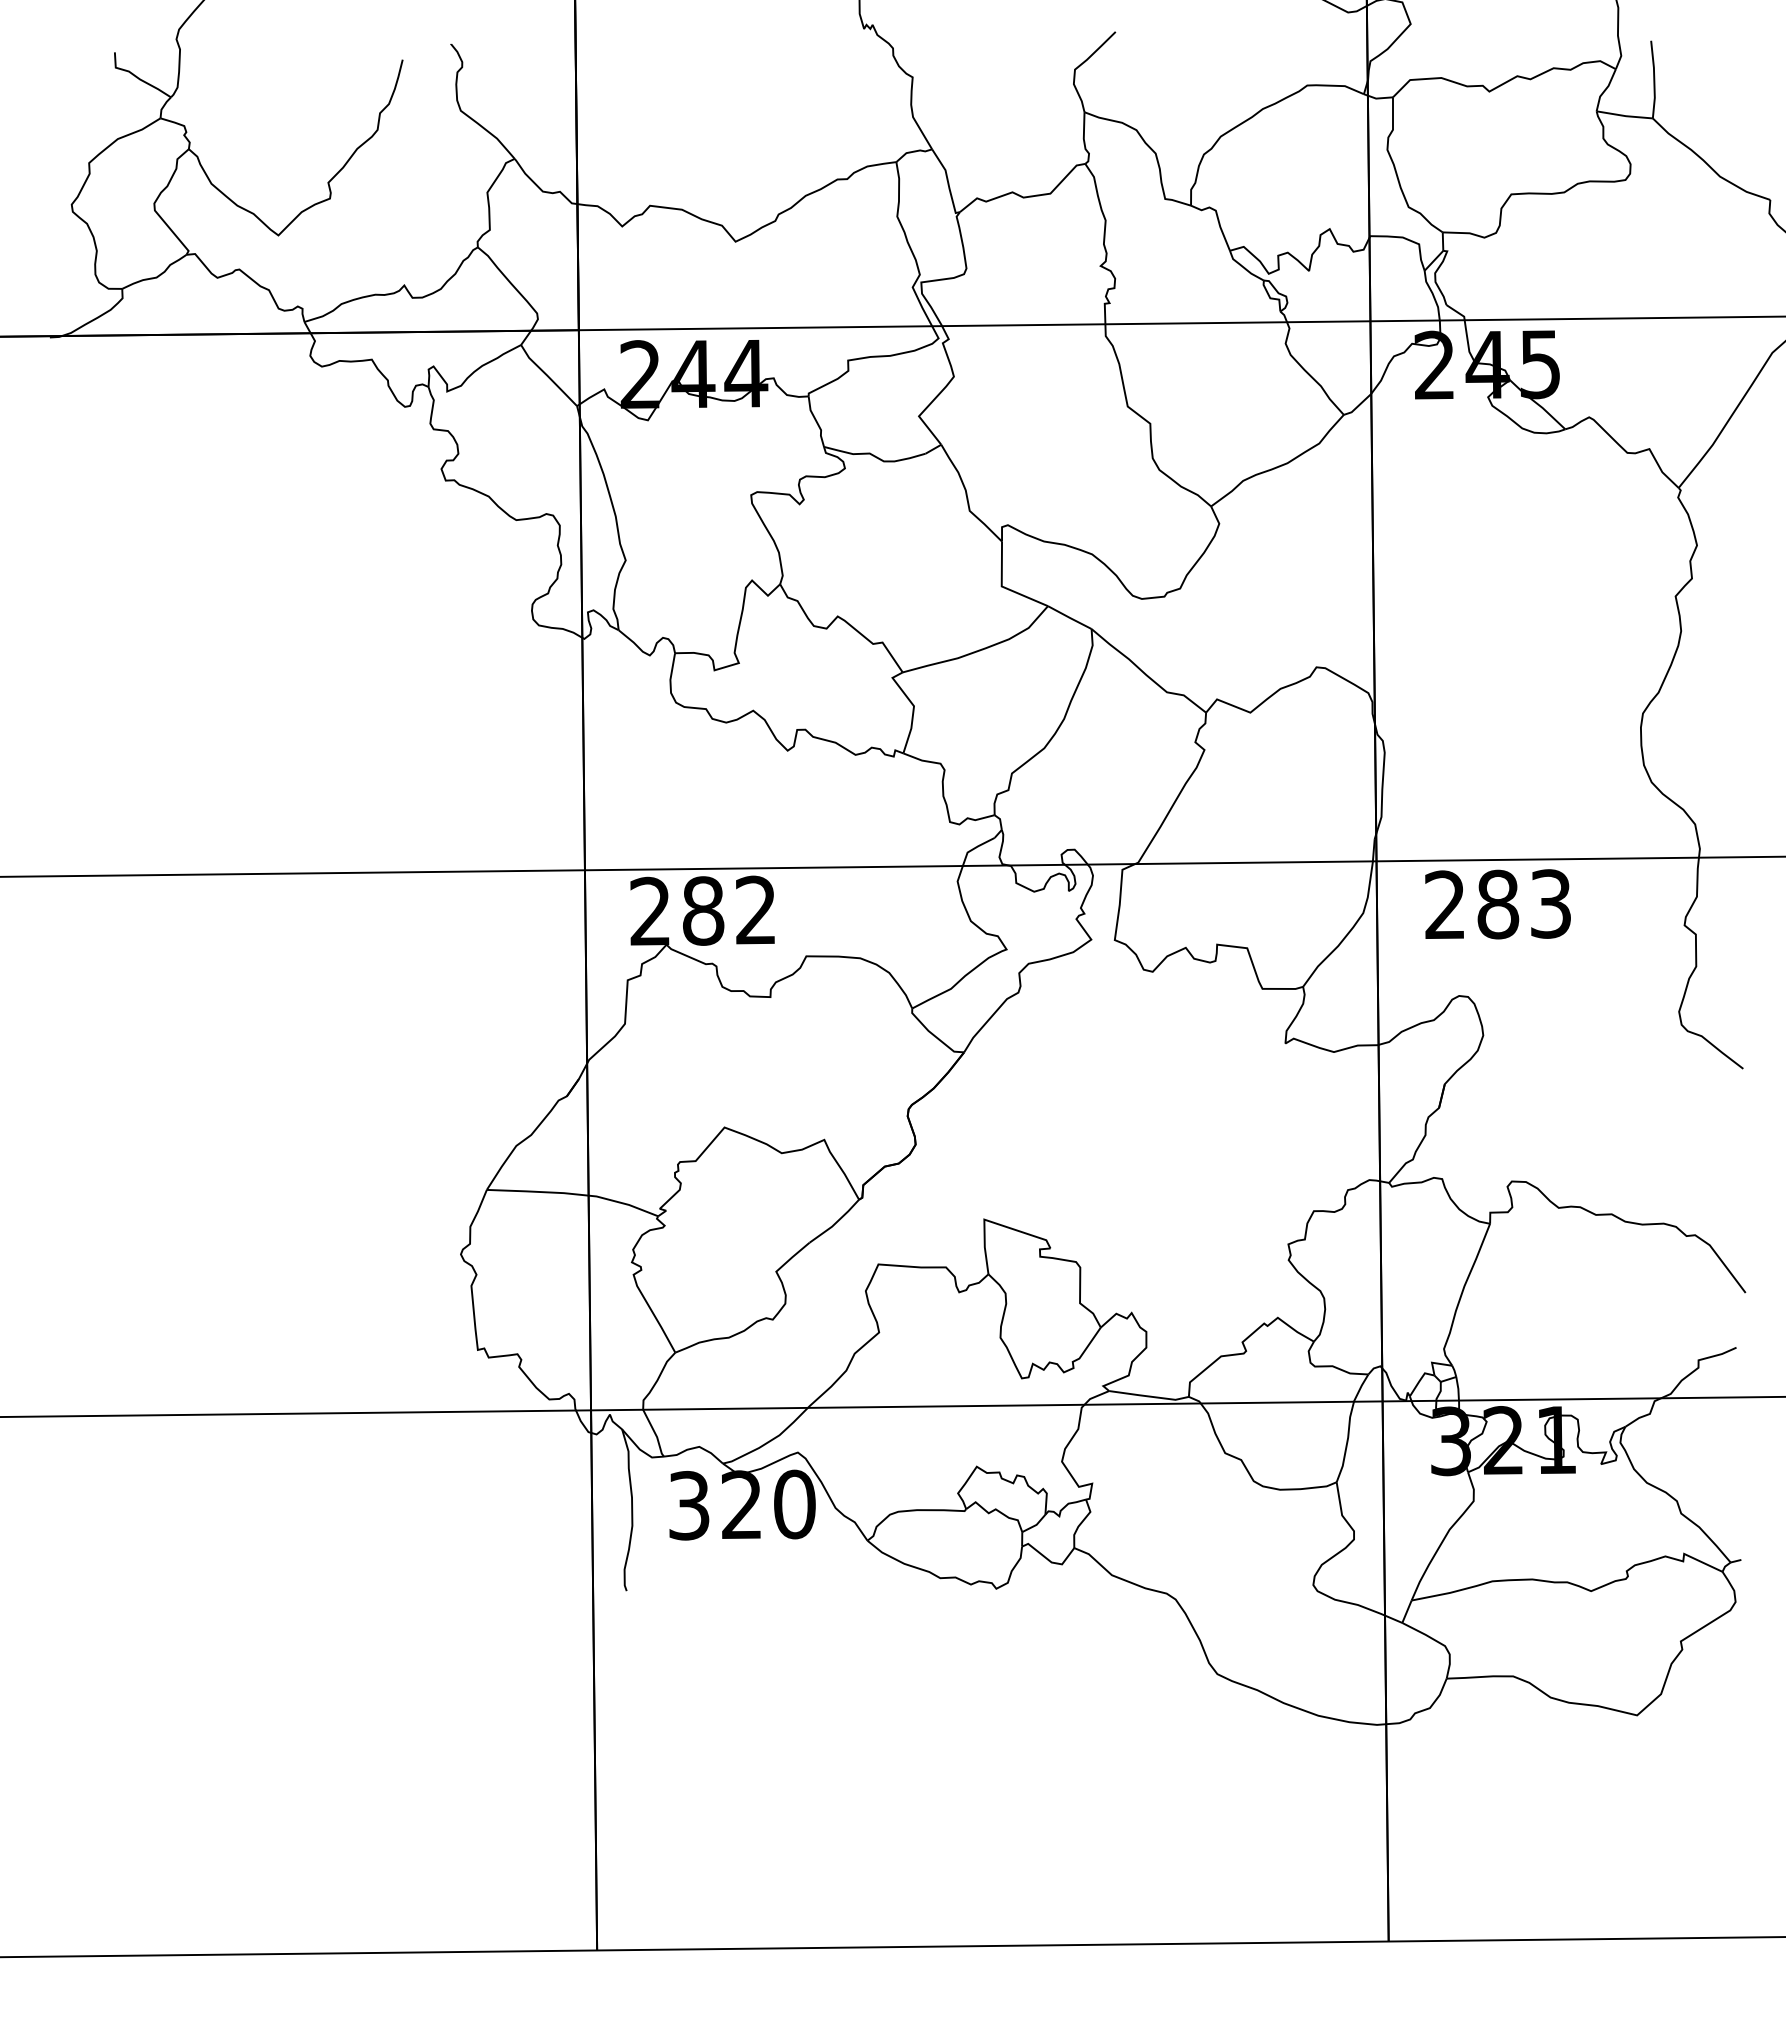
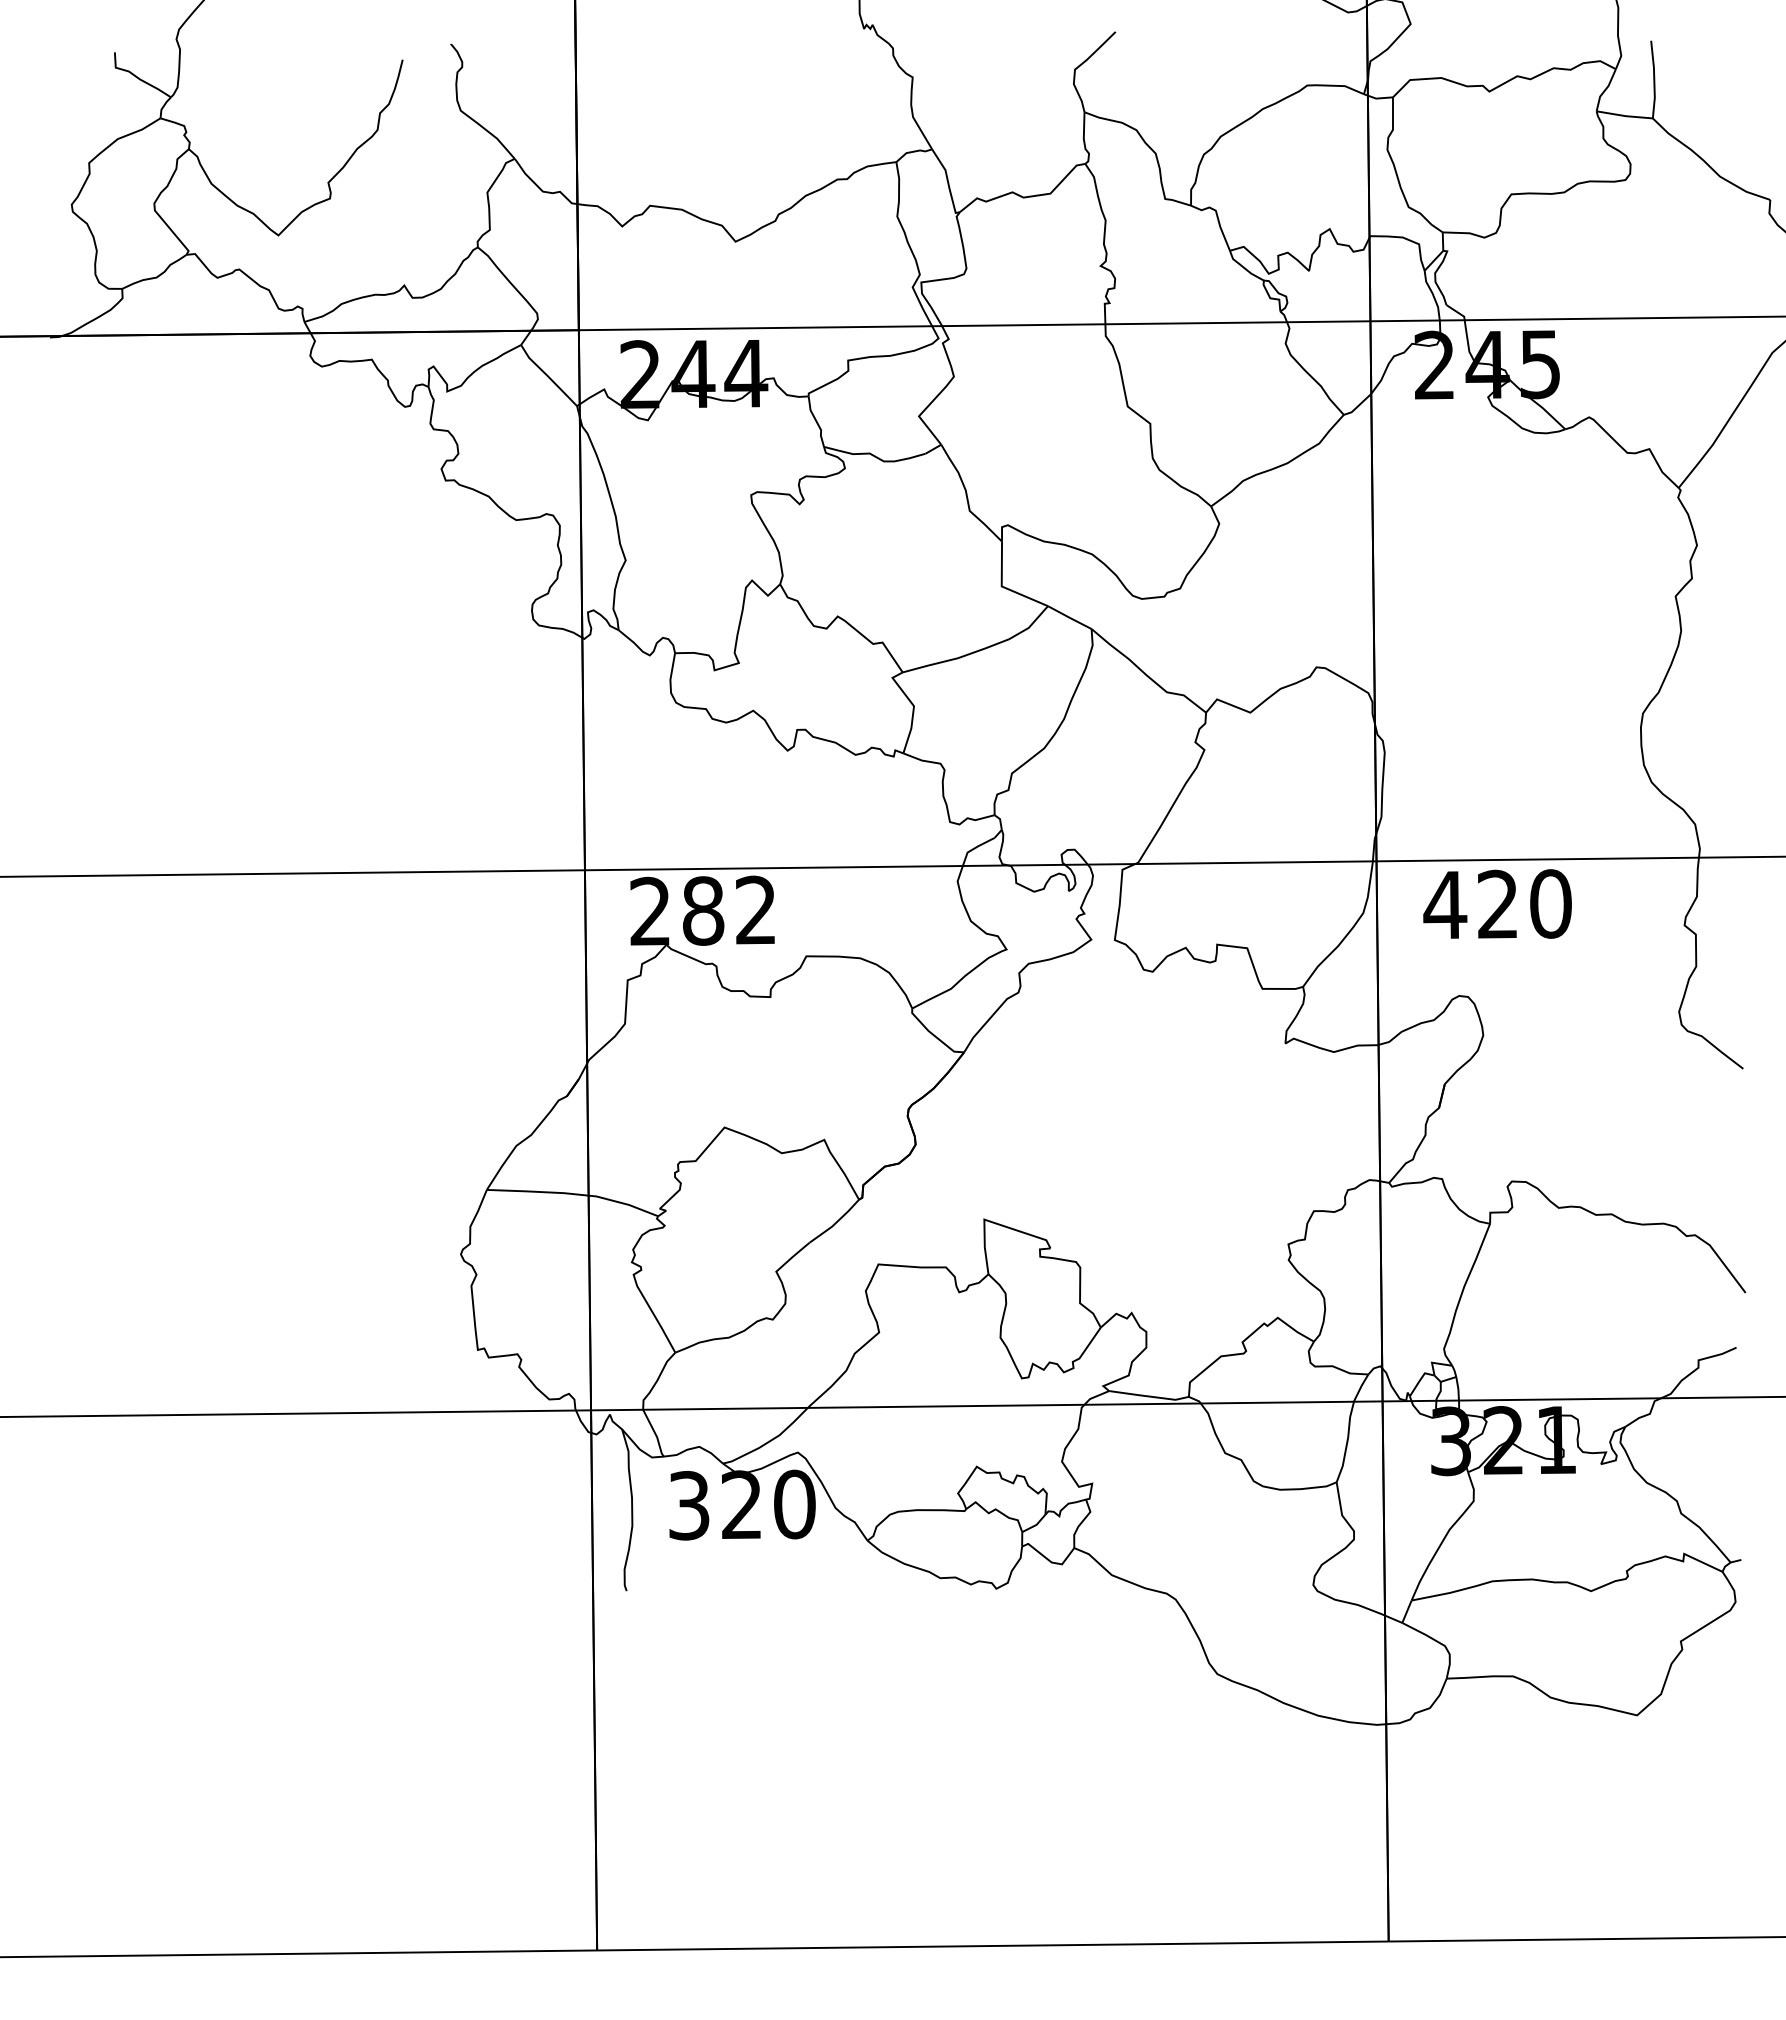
text: 283 -> 420 (1497, 904)
